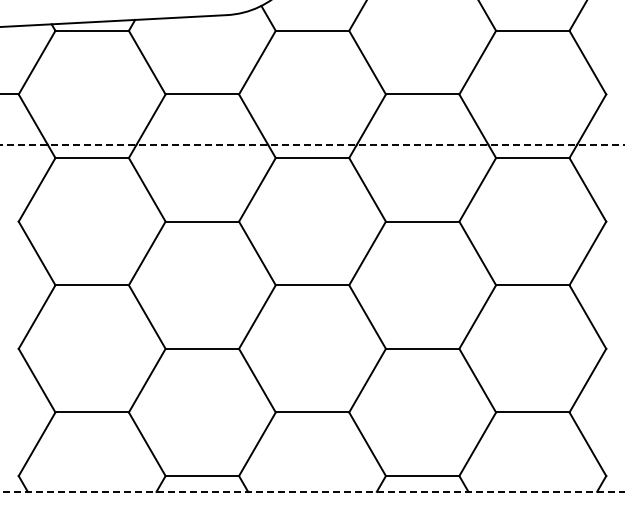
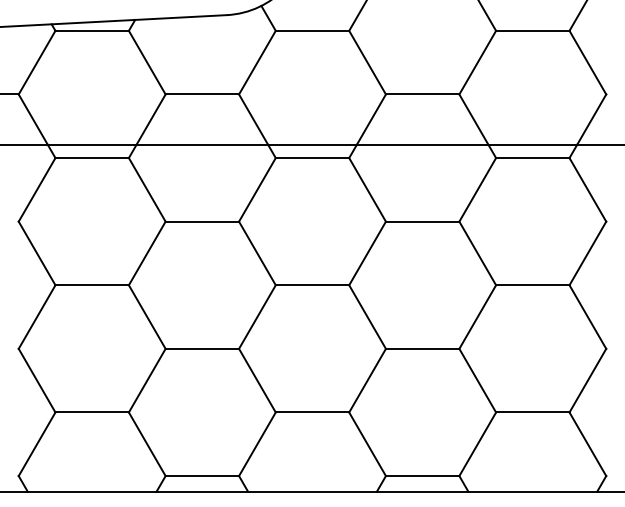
line: dashed -> solid (312, 144)
line: dashed -> solid (312, 491)
